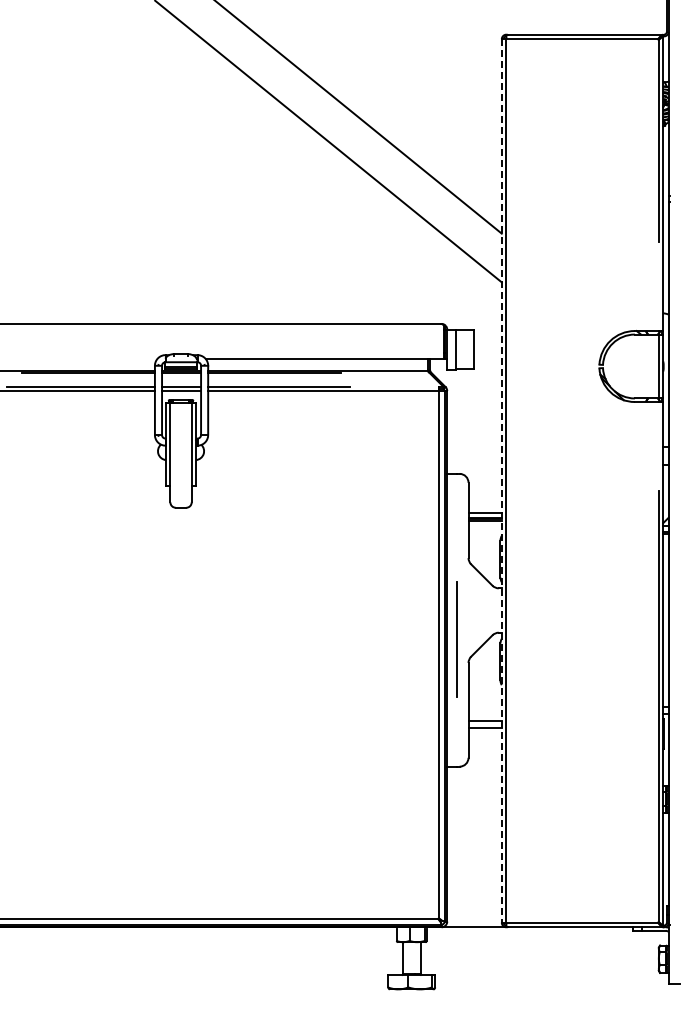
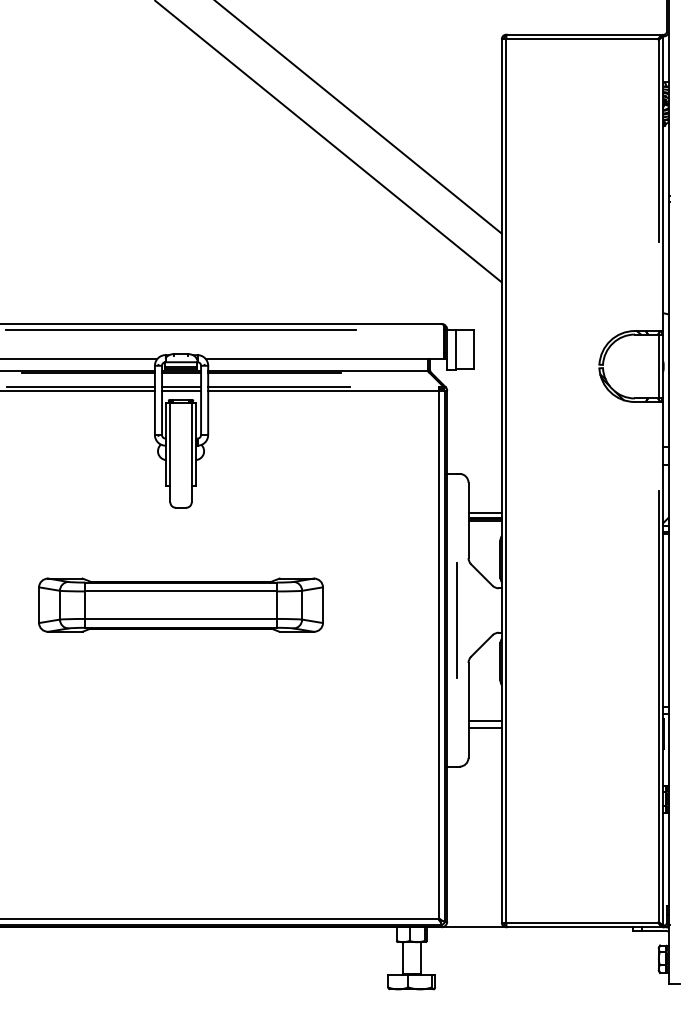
line: none -> present (180, 329)
line: none -> present (79, 359)
line: dashed -> solid (501, 480)
part: none -> present (180, 604)
line position: (456, 639) -> (456, 620) (456, 620)
